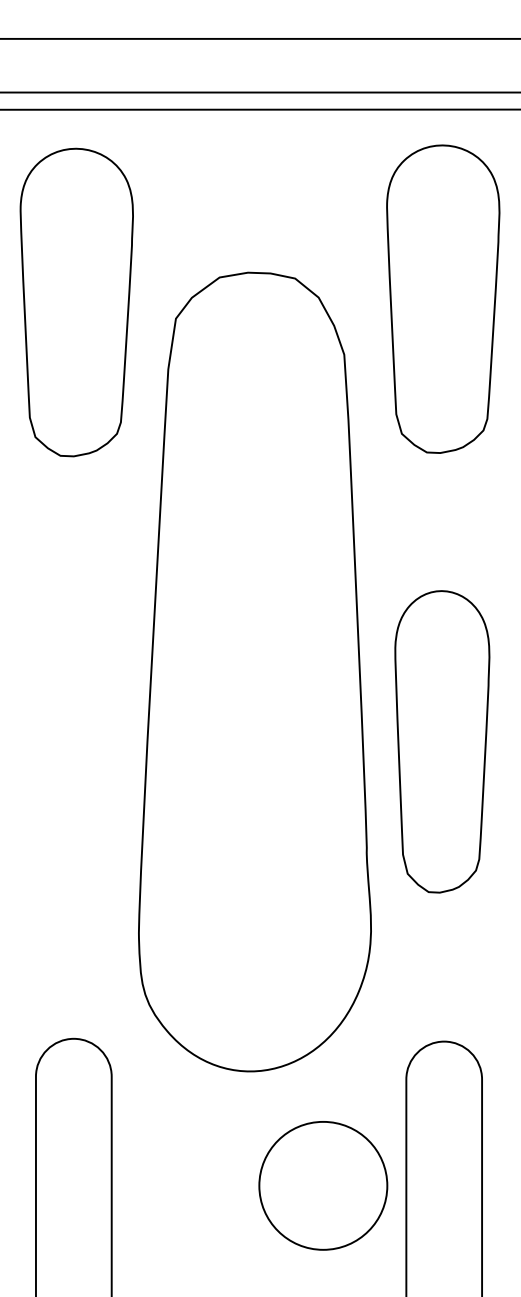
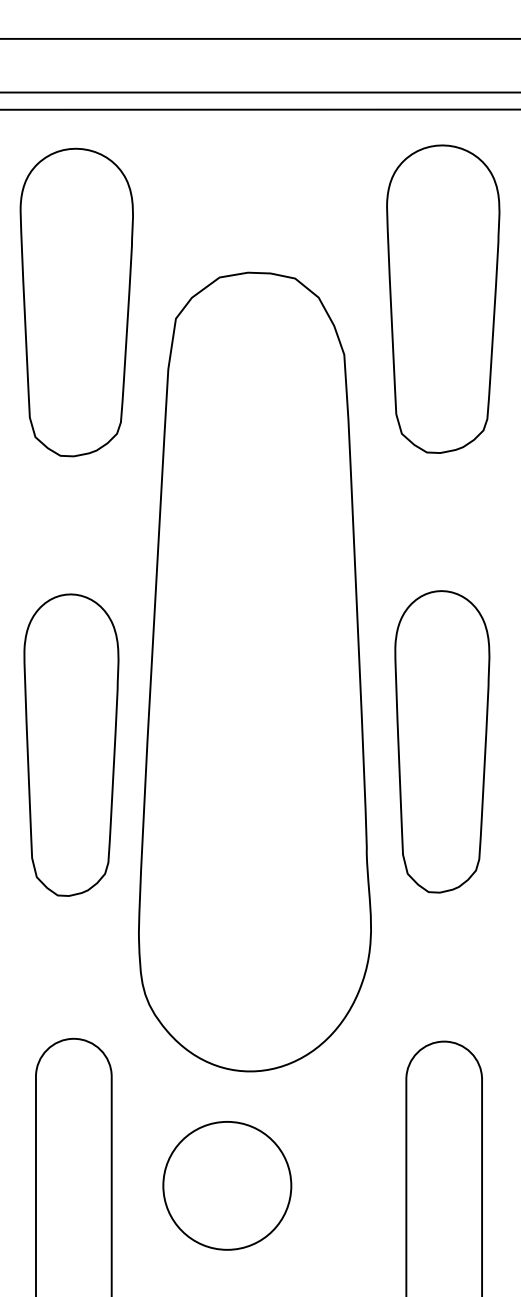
part: none -> present (71, 744)
part position: (323, 1185) -> (227, 1185) (227, 1185)
